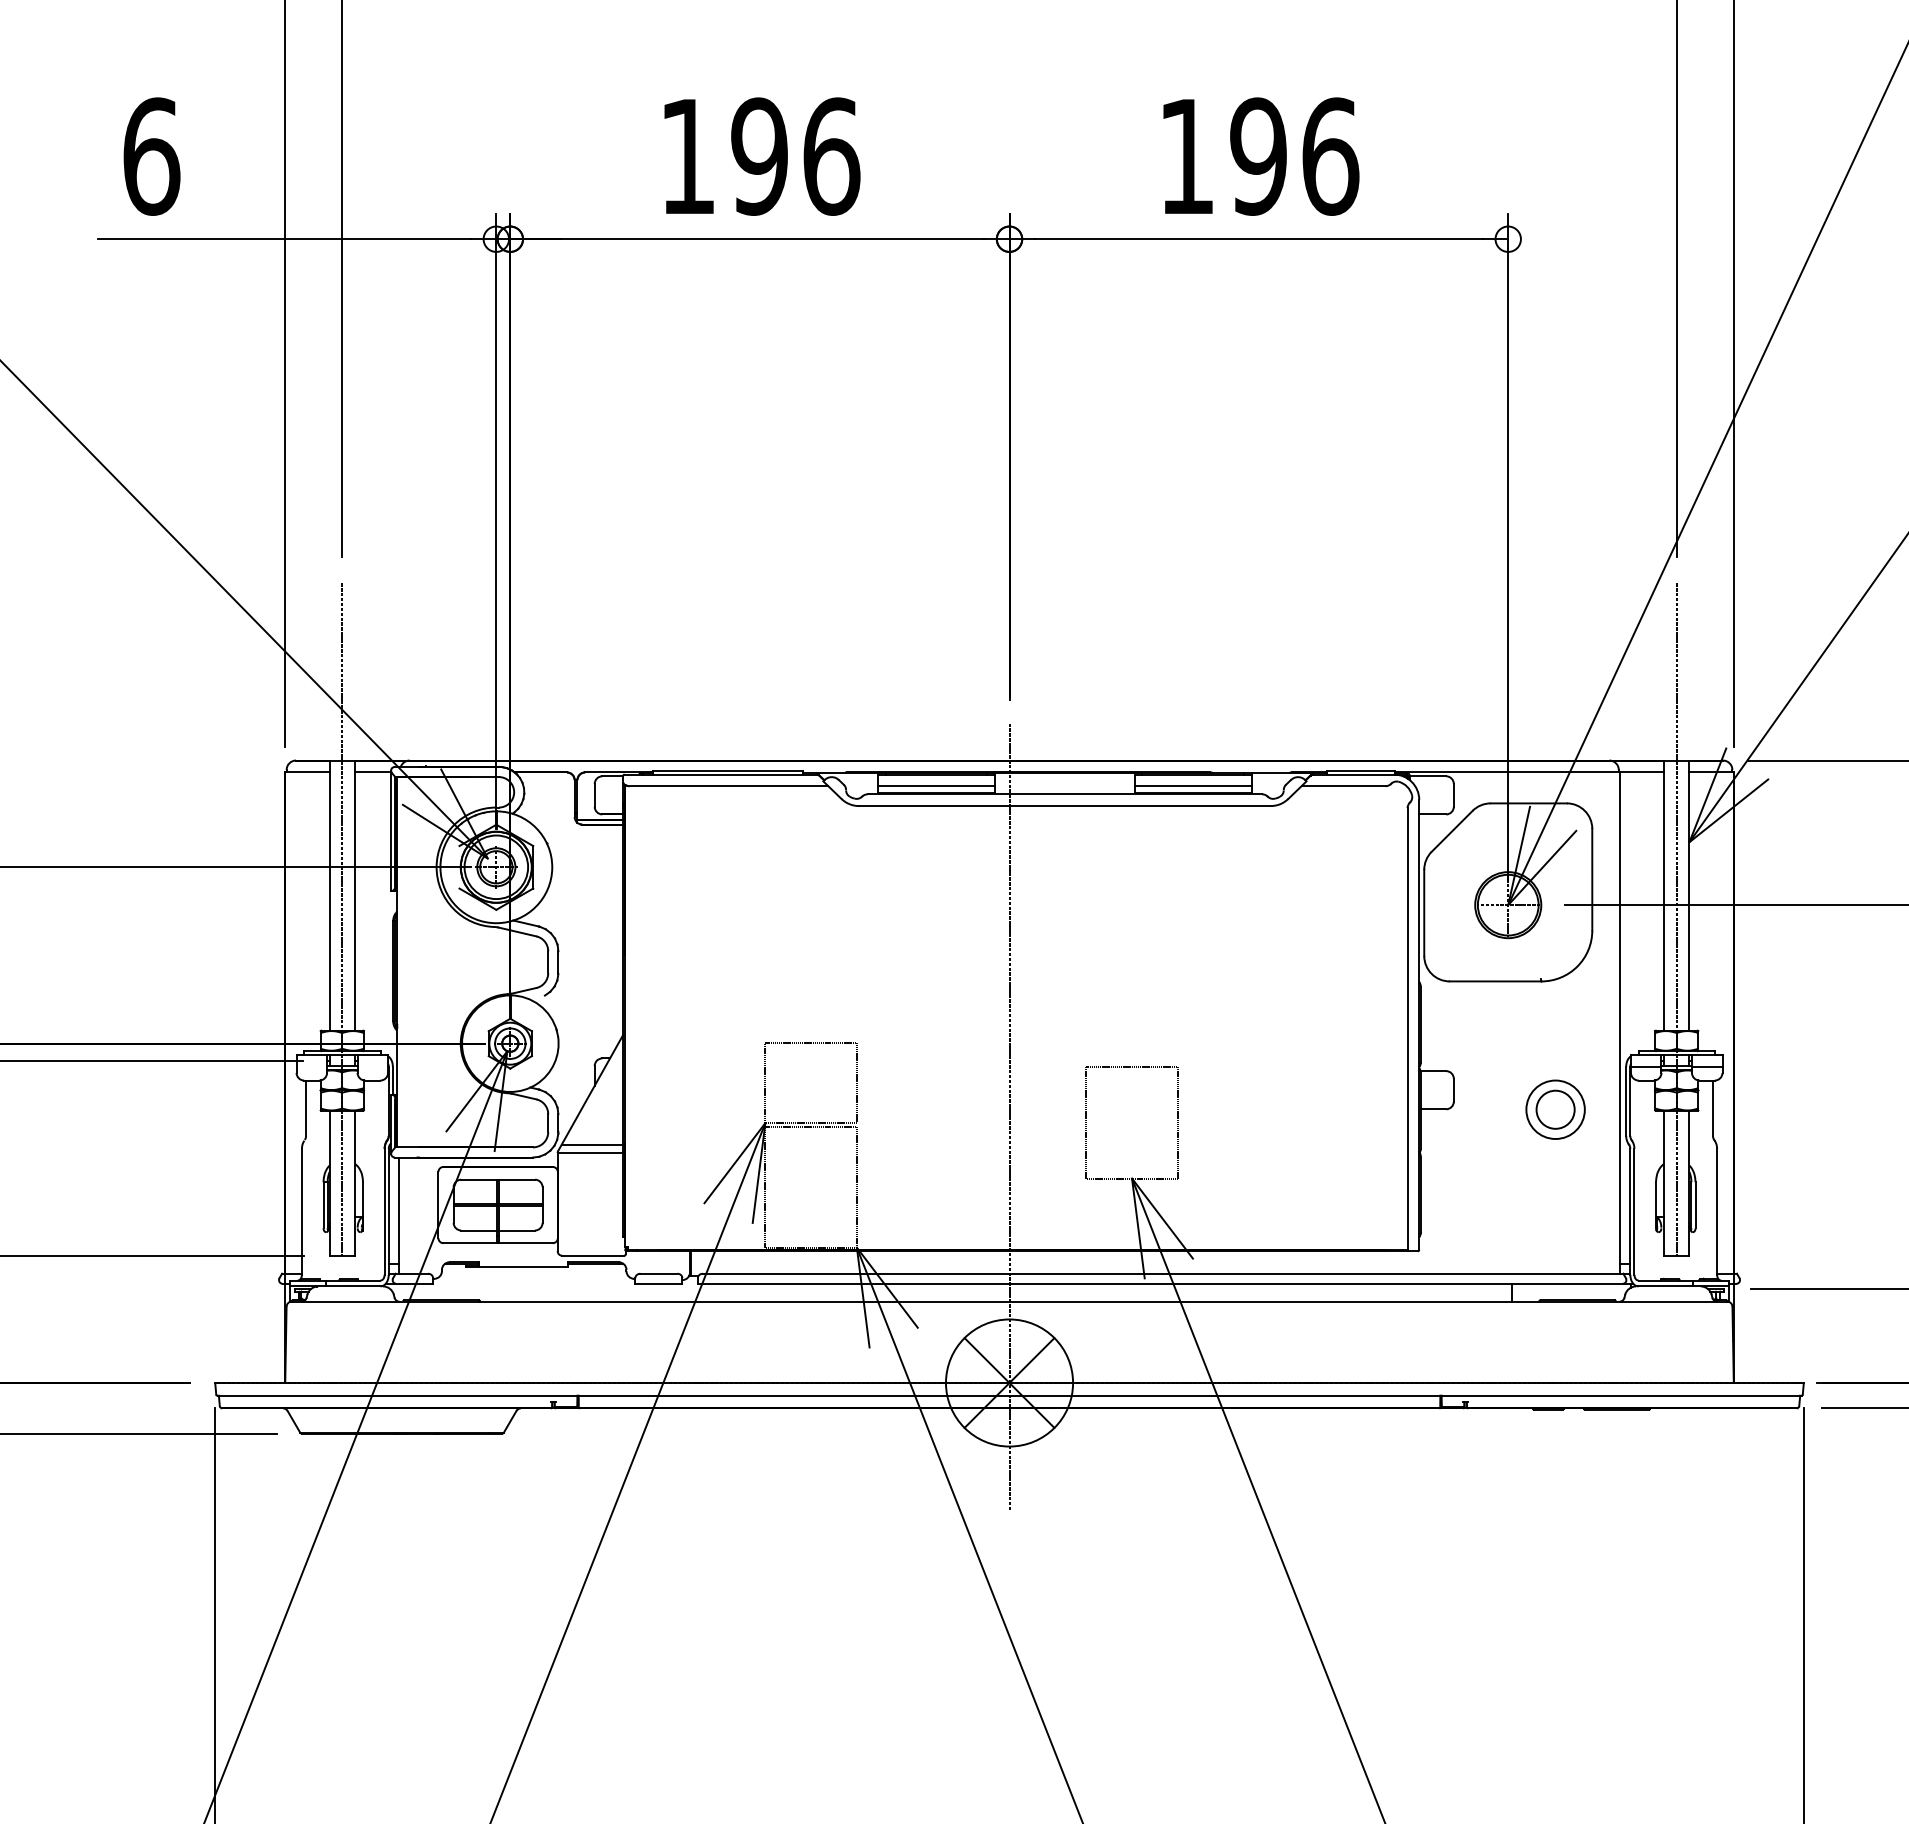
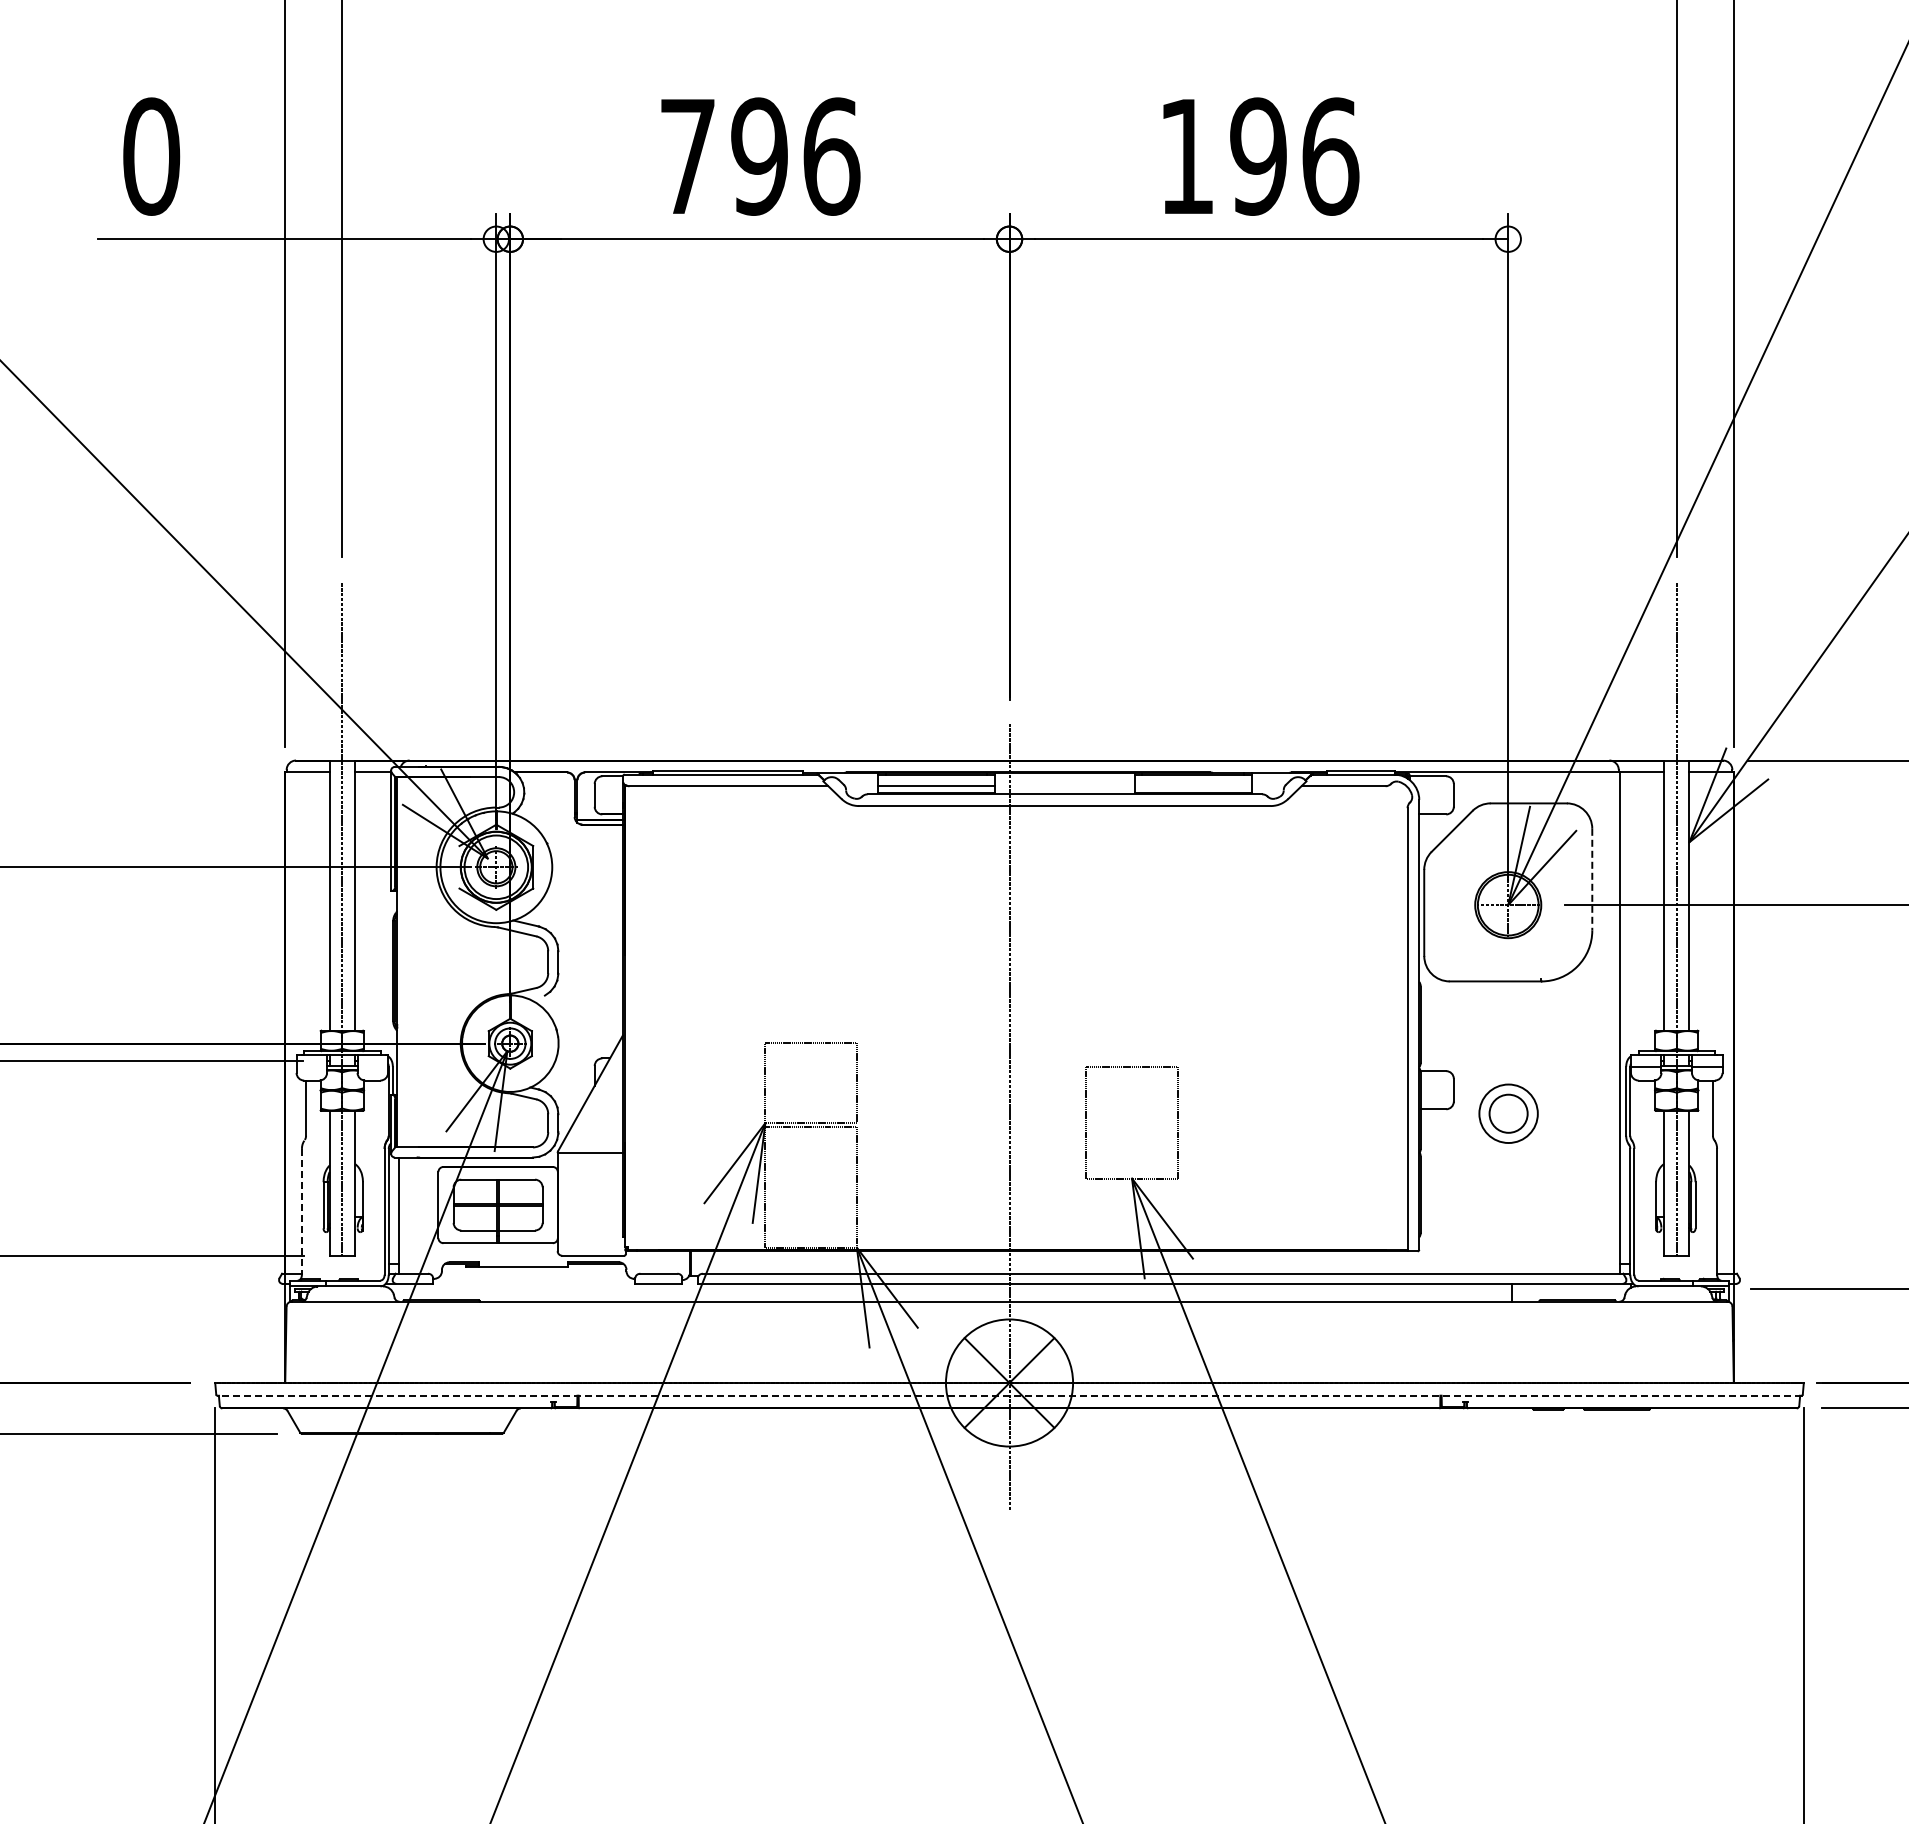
text: 6 -> 0 (151, 156)
text: 196 -> 796 (687, 156)
line: present -> none (1192, 786)
line: solid -> dashed (1592, 879)
part position: (1555, 1109) -> (1508, 1113) (1508, 1113)
line: present -> none (592, 1144)
line: solid -> dashed (301, 1211)
line: solid -> dashed (1009, 1395)
